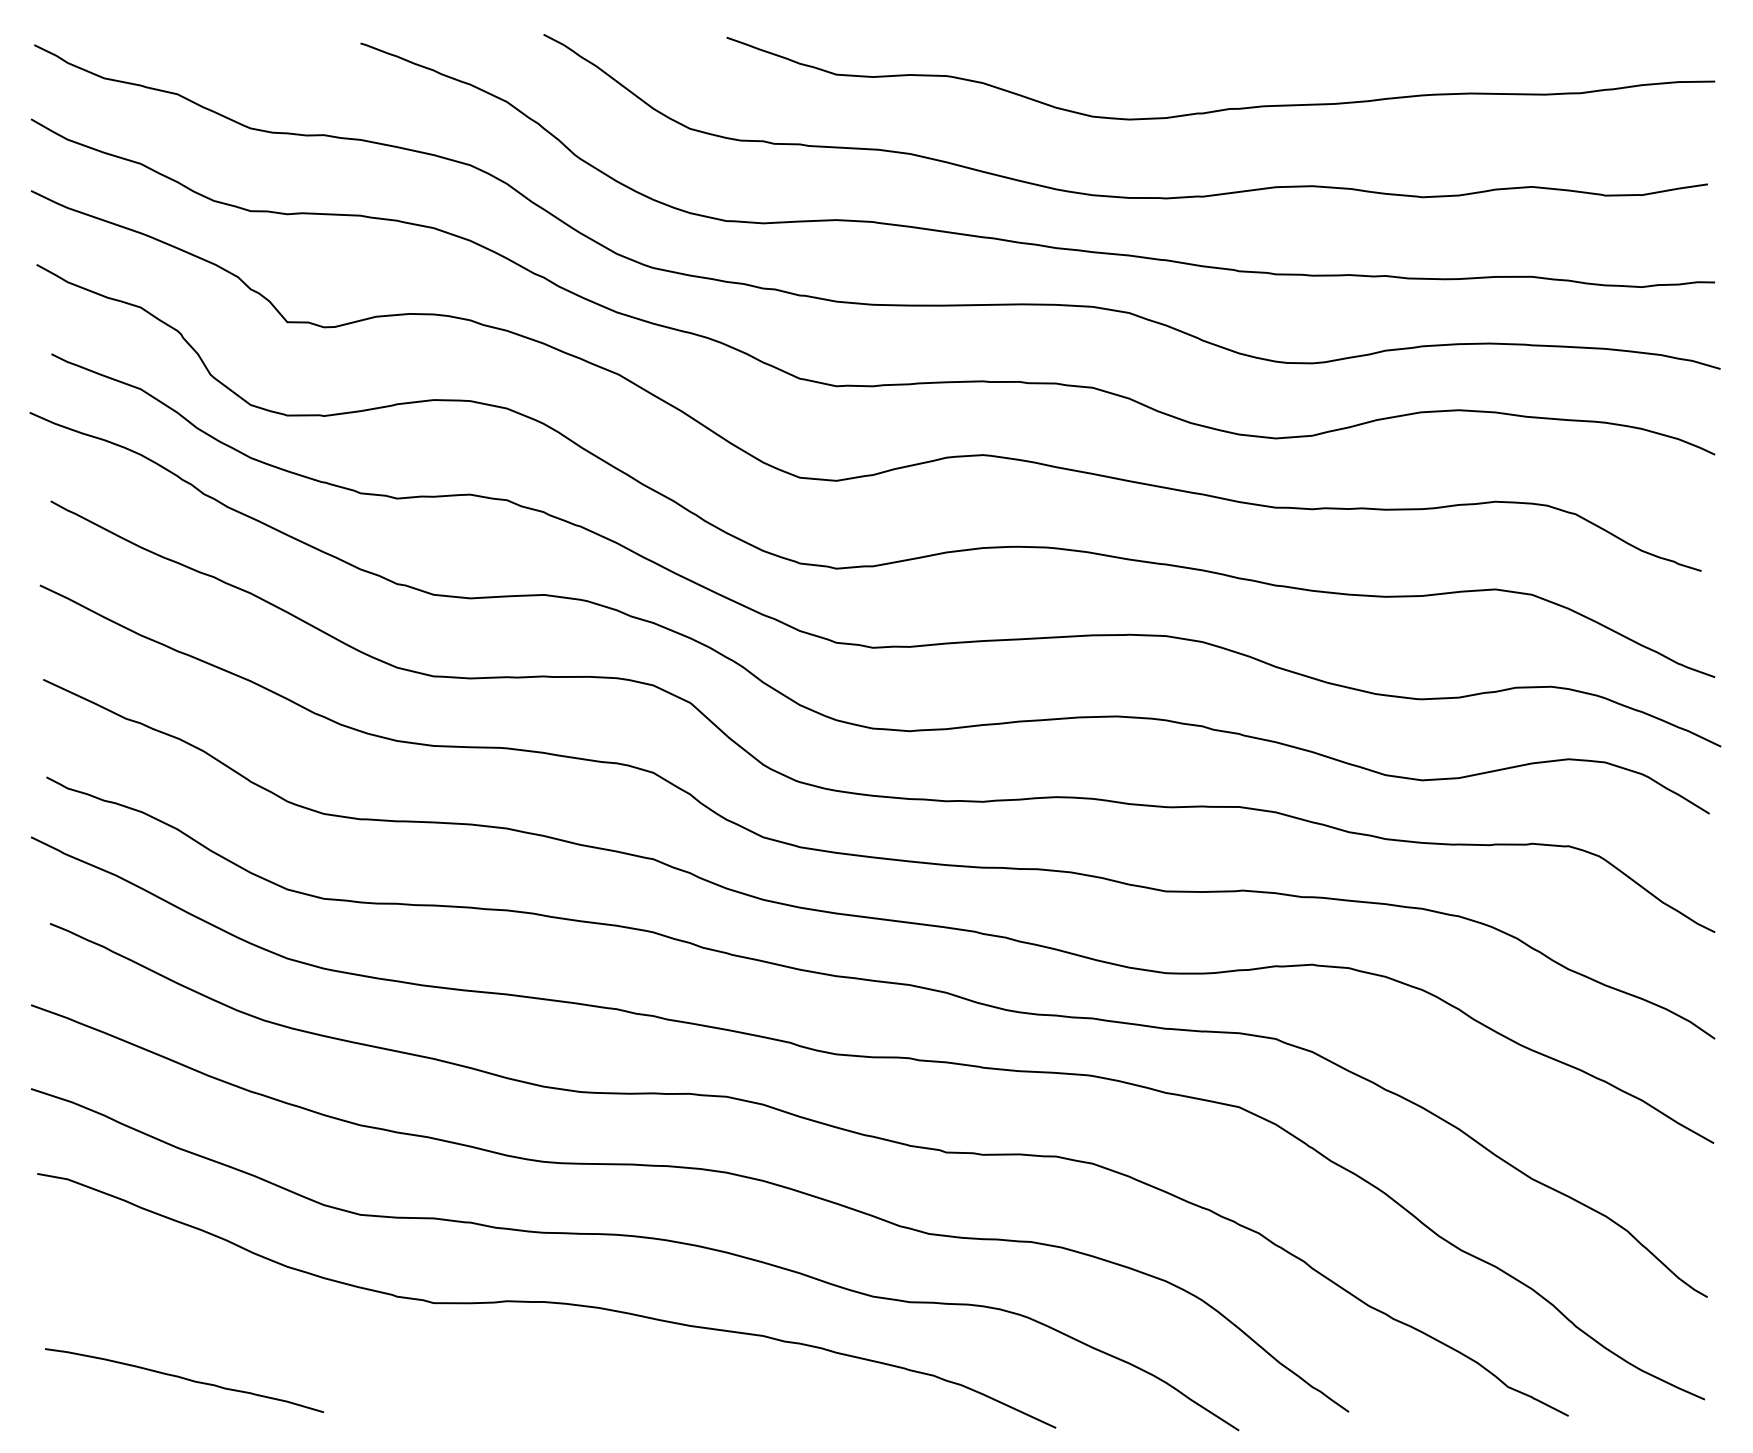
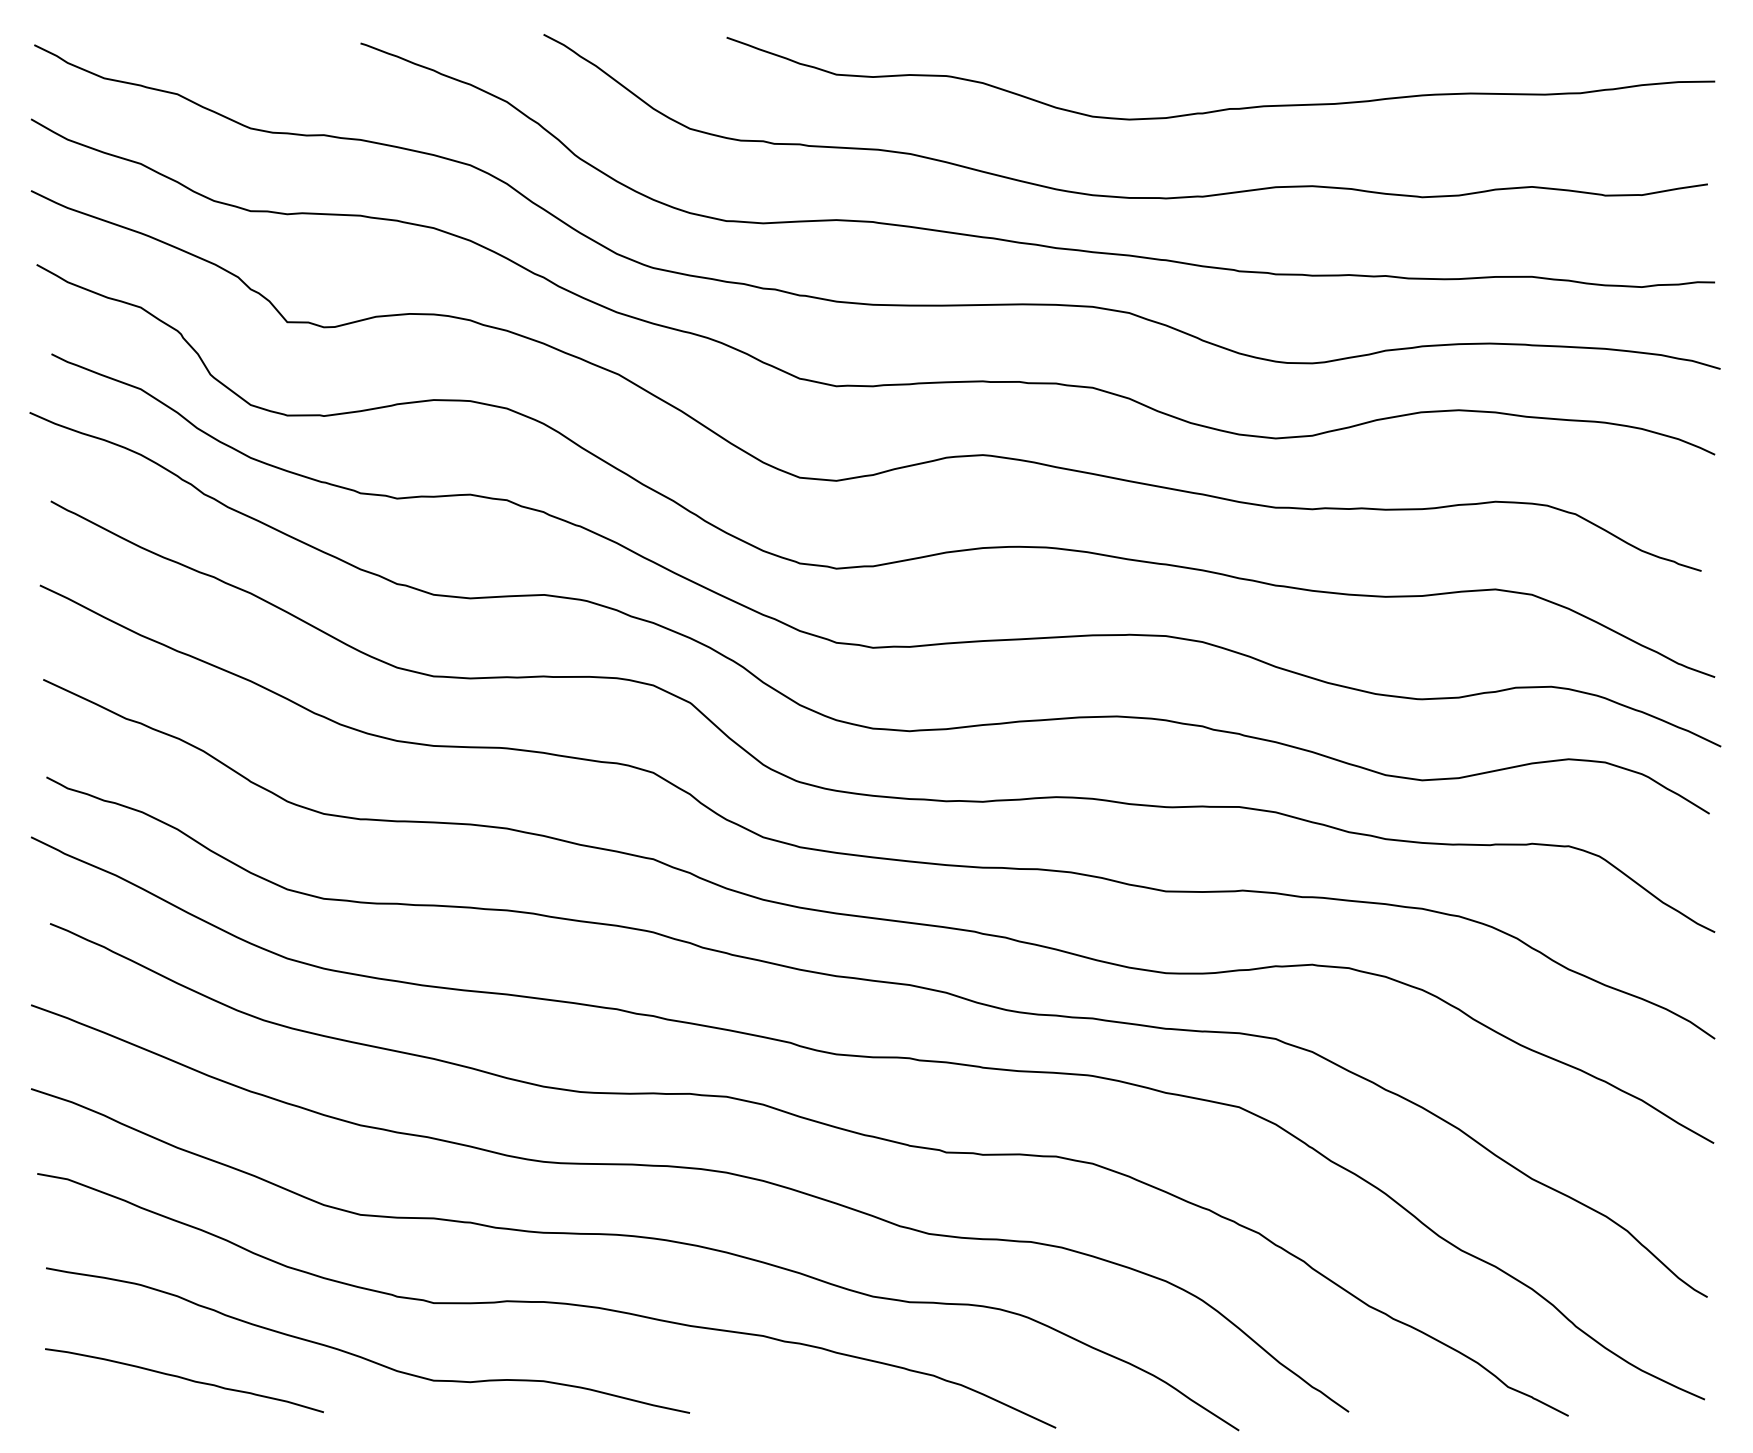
curve: none -> present (362, 1356)
